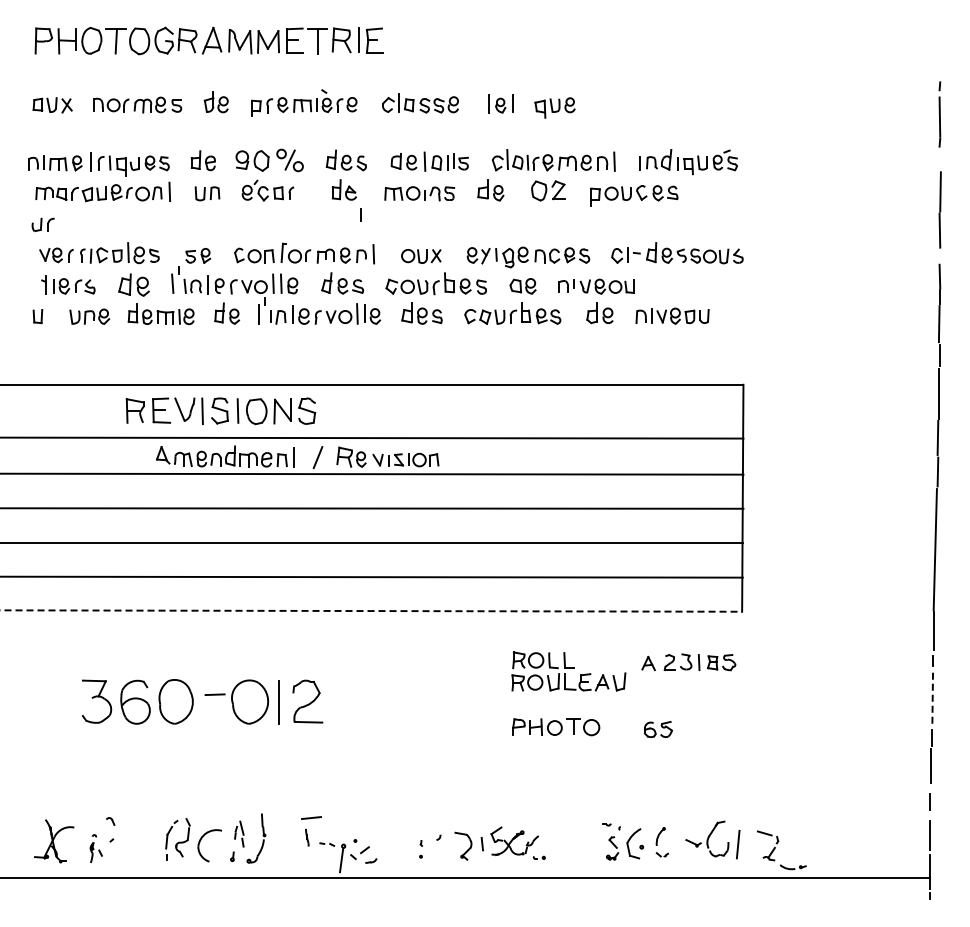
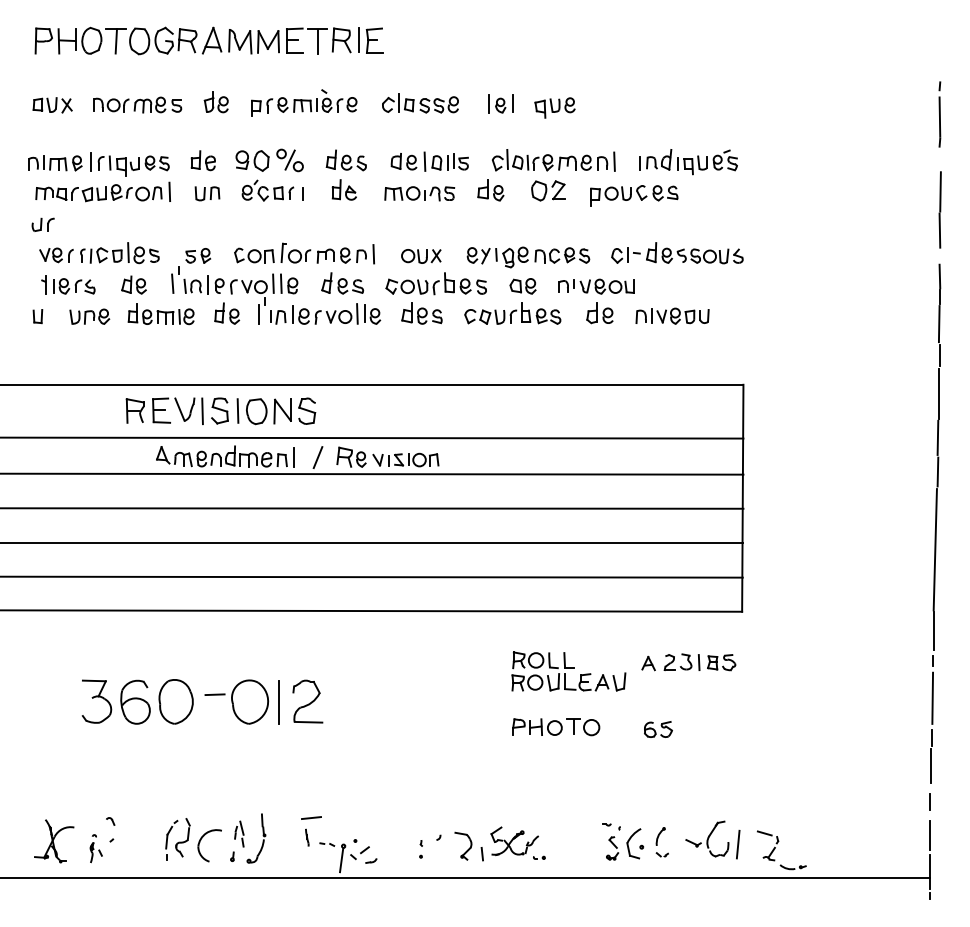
line position: (360, 214) -> (302, 193) (302, 193)
part size: 32x24 px -> 26x20 px (133, 284)
line: dashed -> solid (371, 611)
line: dashed -> solid (932, 698)
line position: (481, 844) -> (481, 854) (481, 854)
